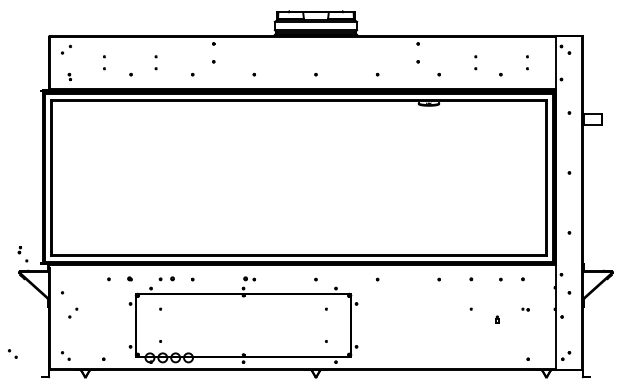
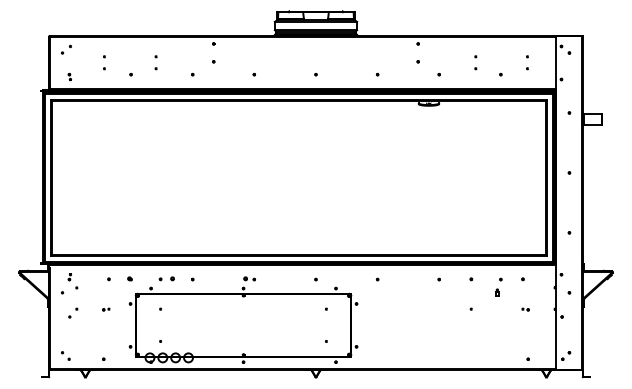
part position: (22, 254) -> (72, 281) (72, 281)
part: none -> present (106, 309)
part position: (497, 319) -> (497, 292) (497, 292)
part: present -> none (12, 353)
